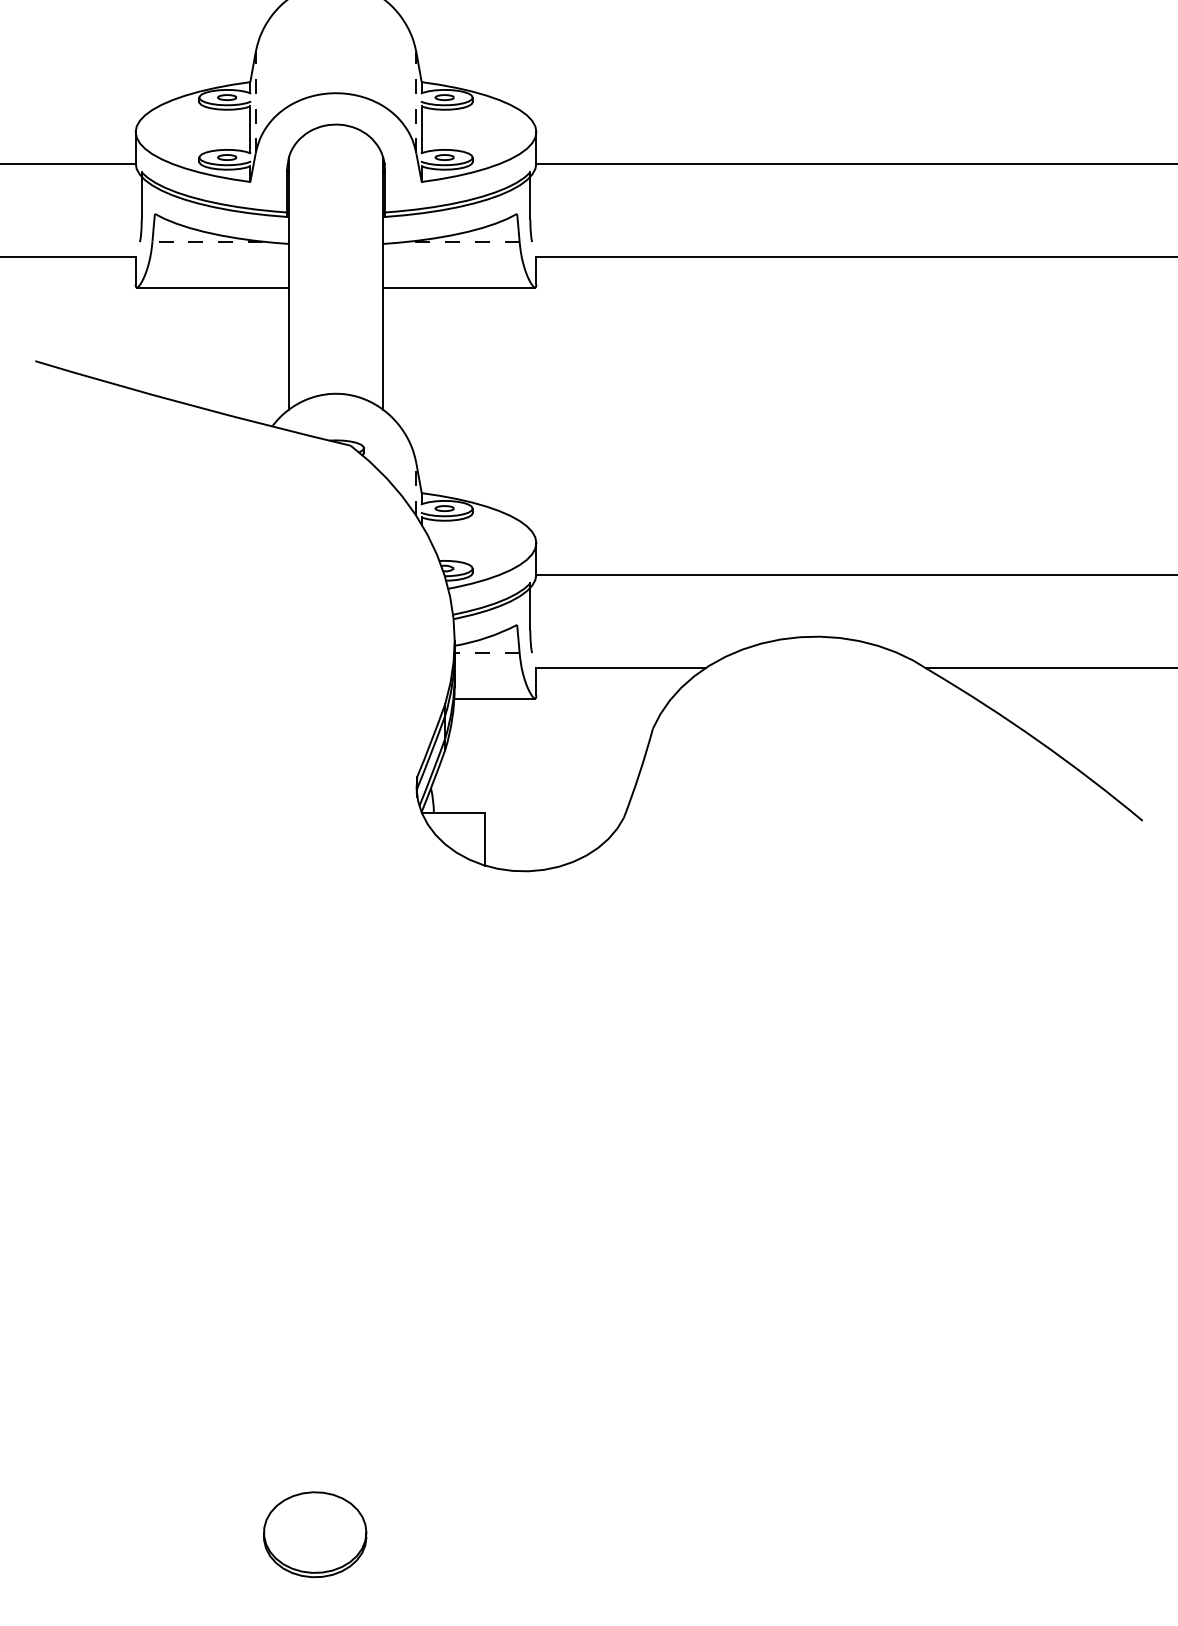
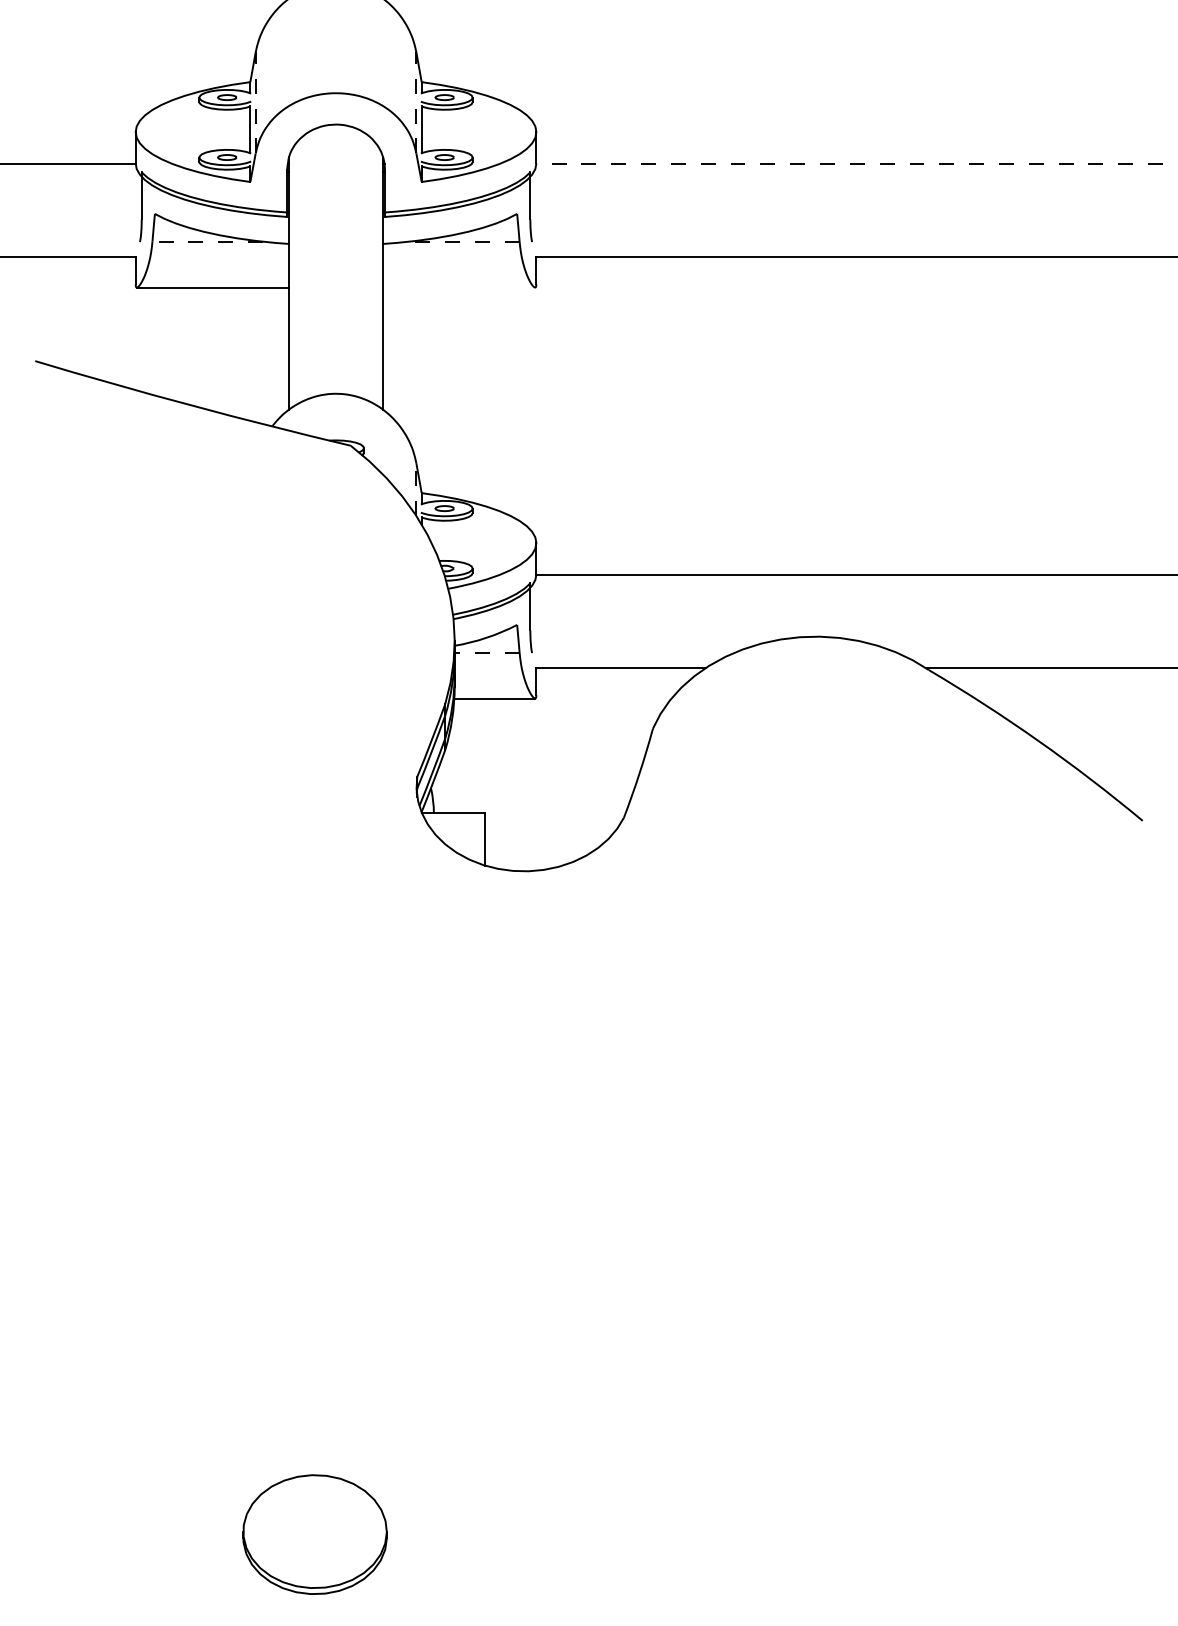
line: solid -> dashed (856, 163)
line: present -> none (458, 287)
part size: 105x88 px -> 146x121 px (314, 1534)
